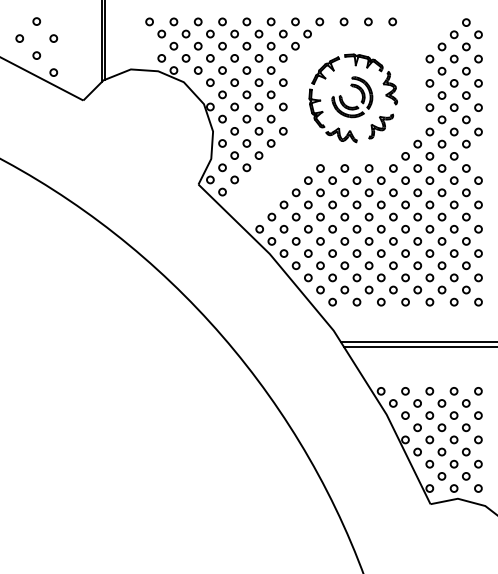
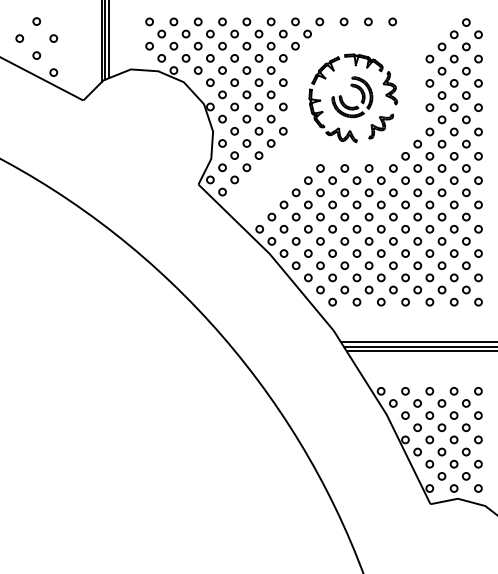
line: none -> present (109, 40)
circle: none -> present (149, 45)
circle: none -> present (478, 156)
line: none -> present (420, 351)
